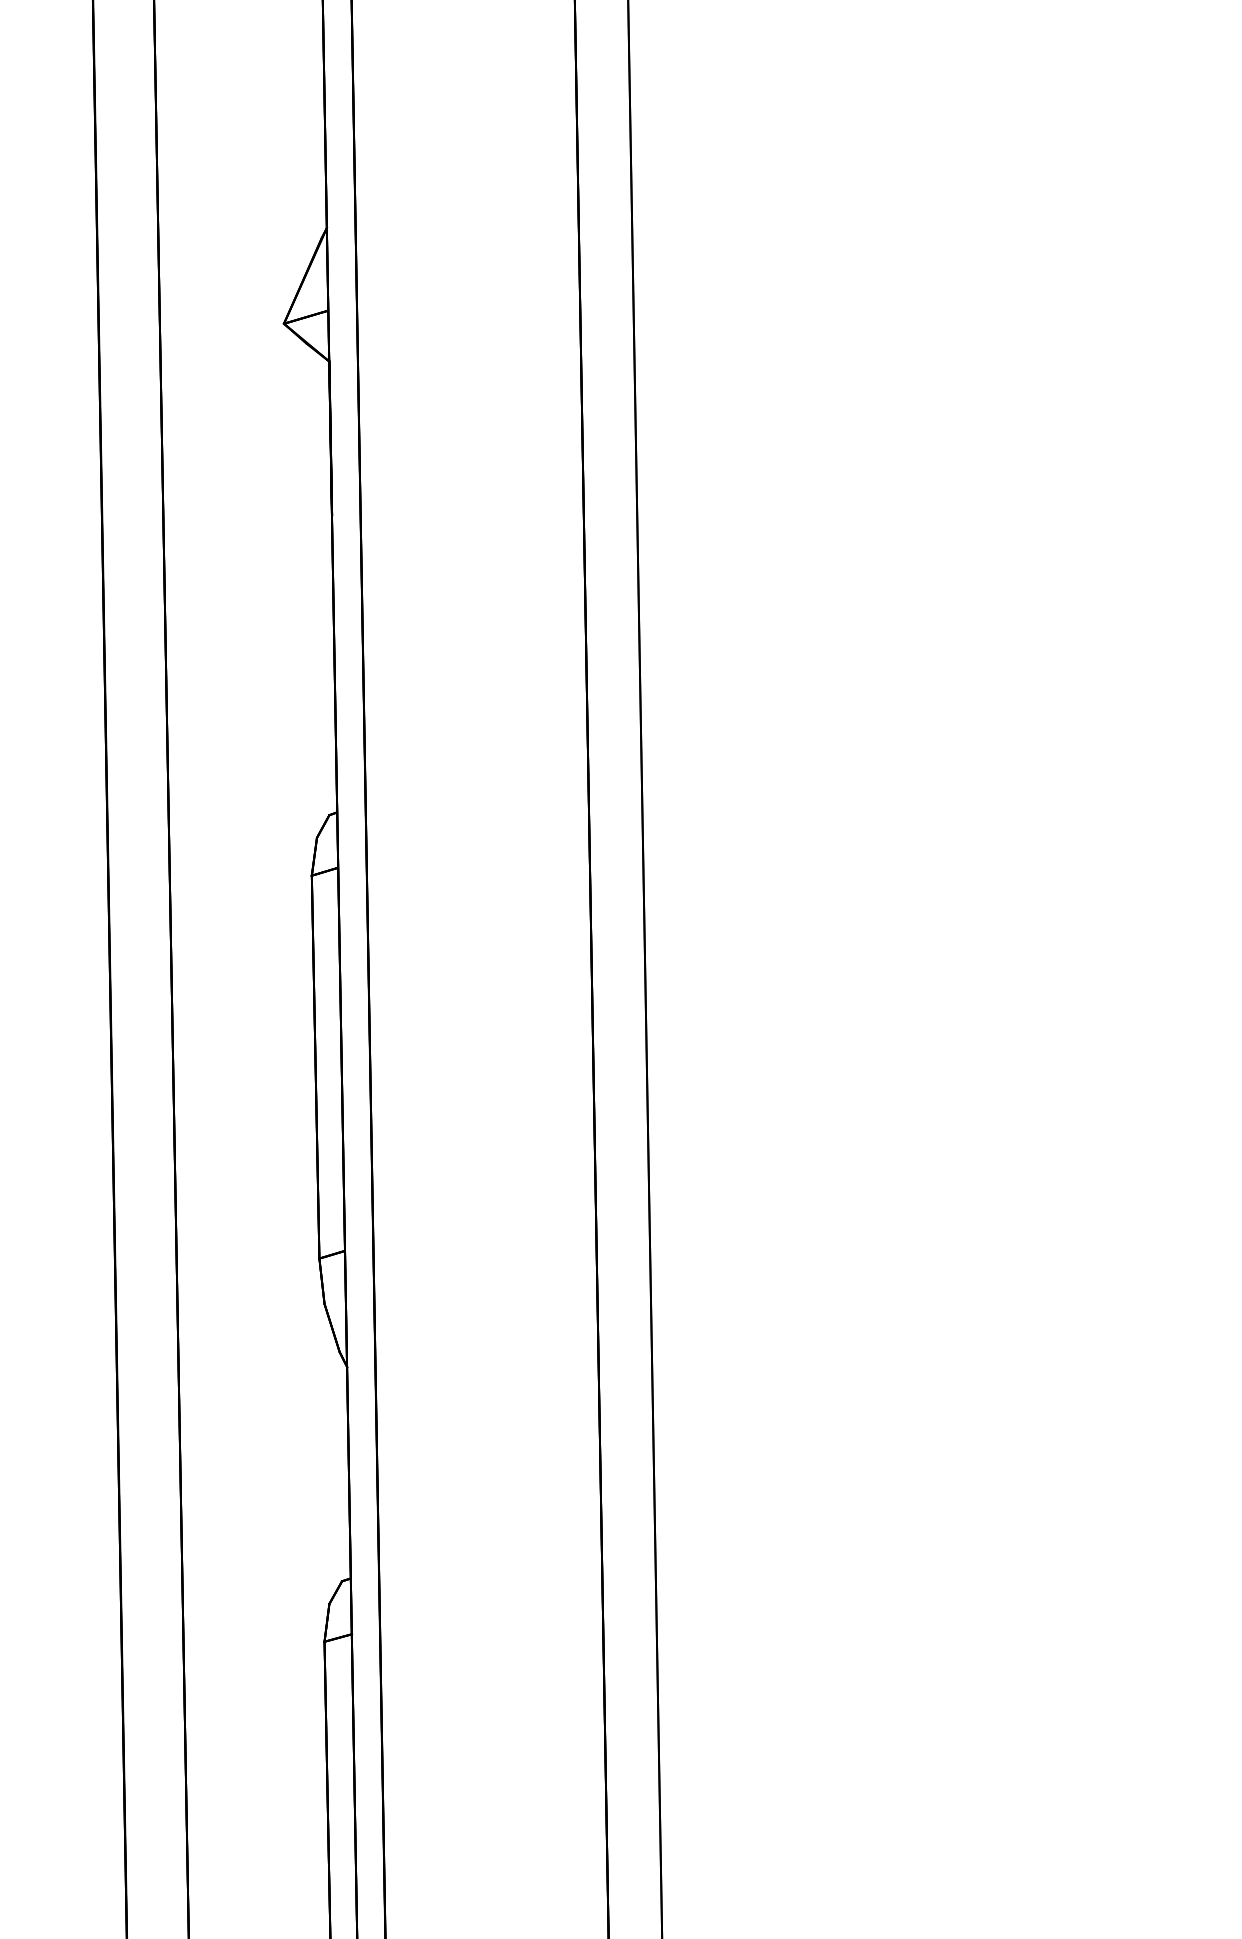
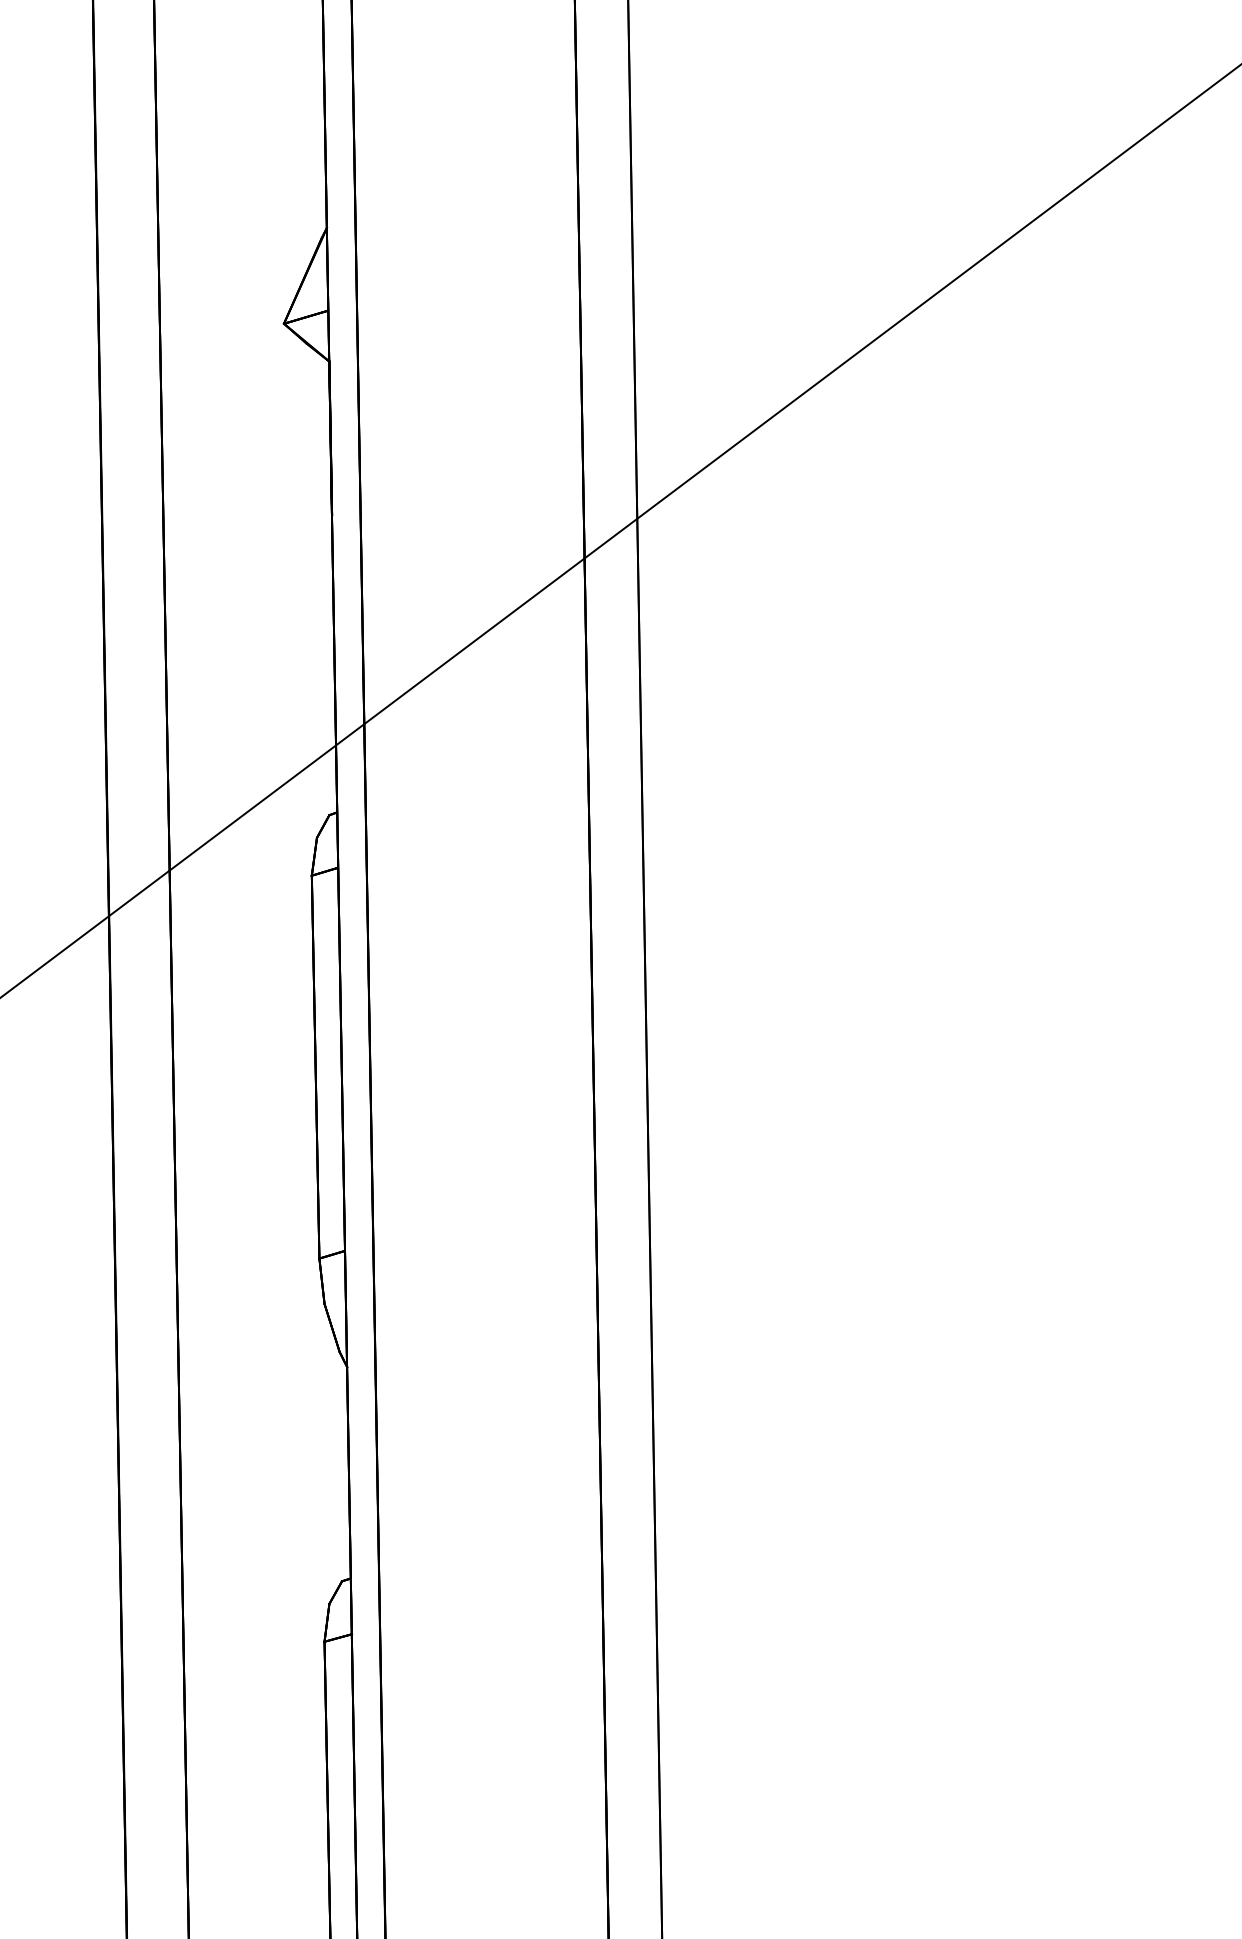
line: none -> present (620, 531)
